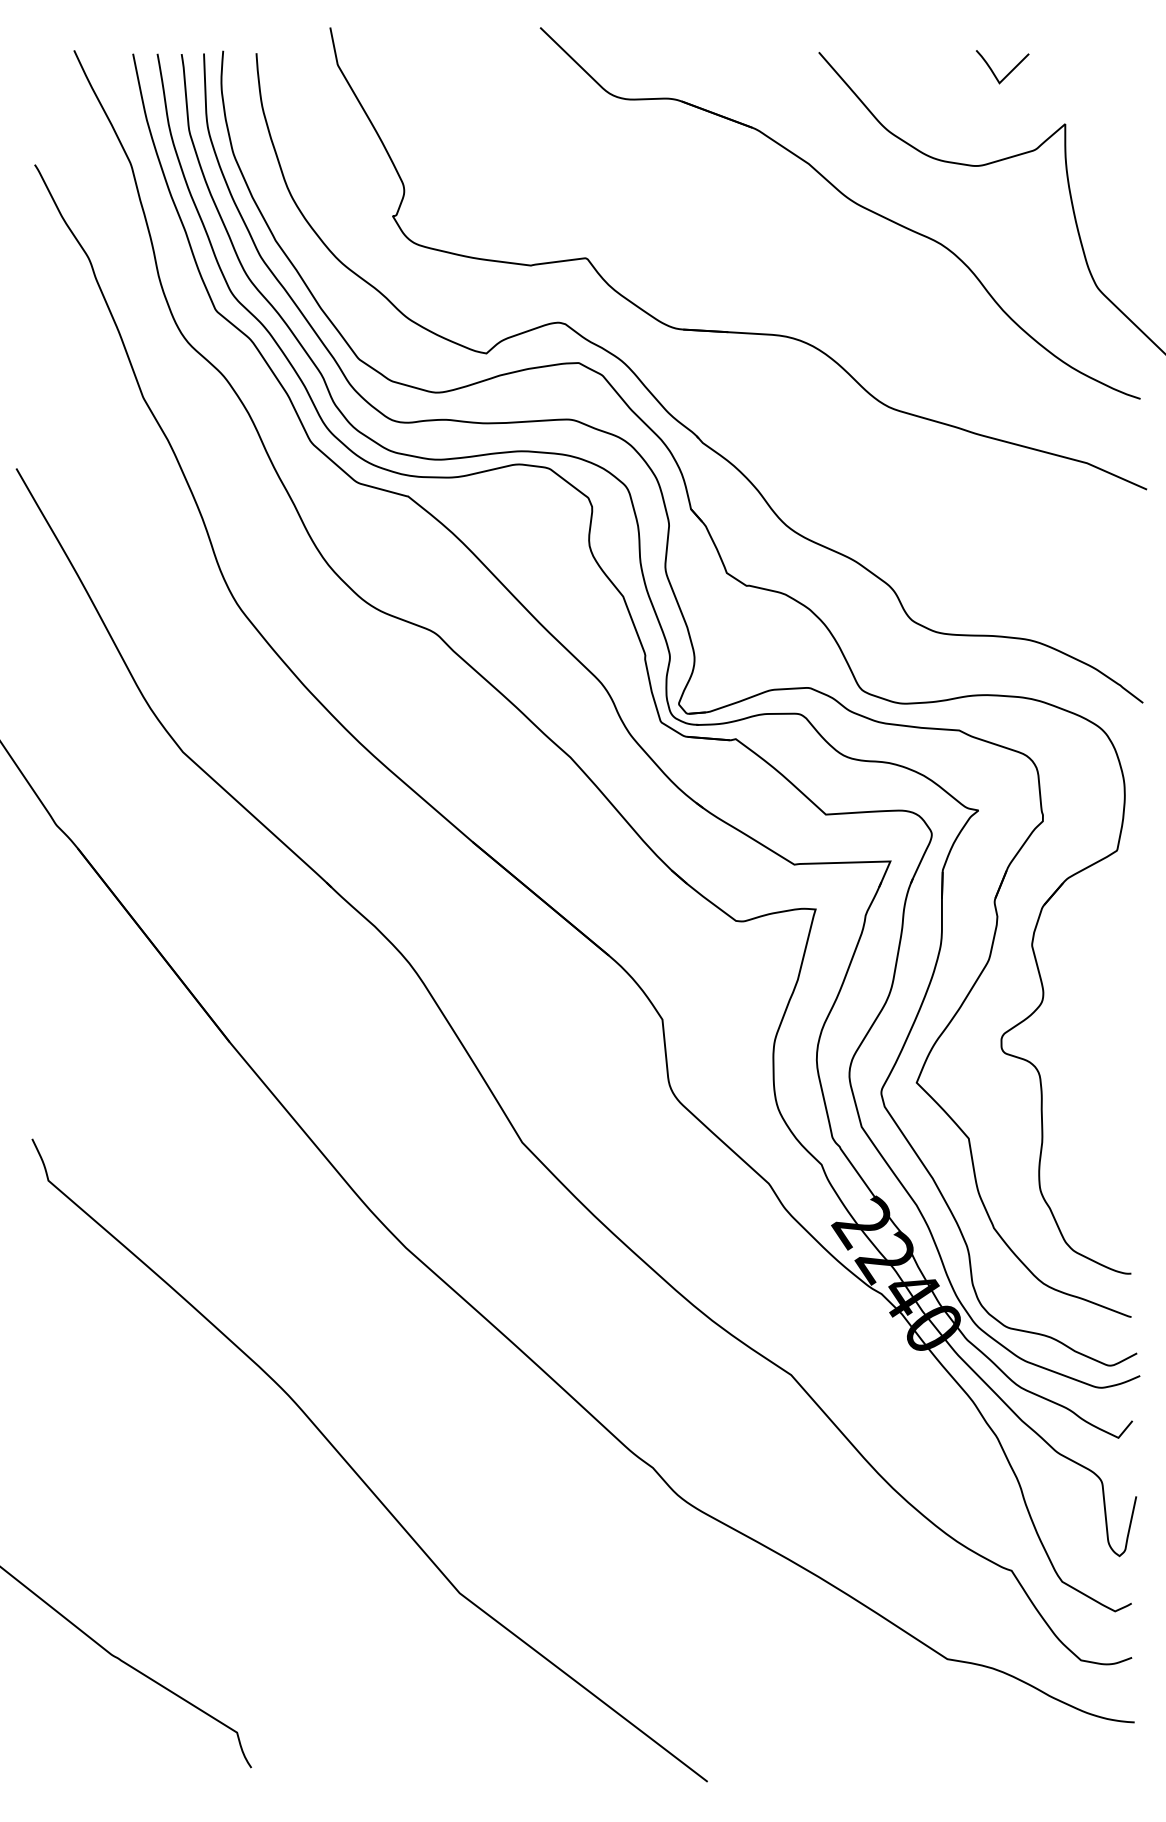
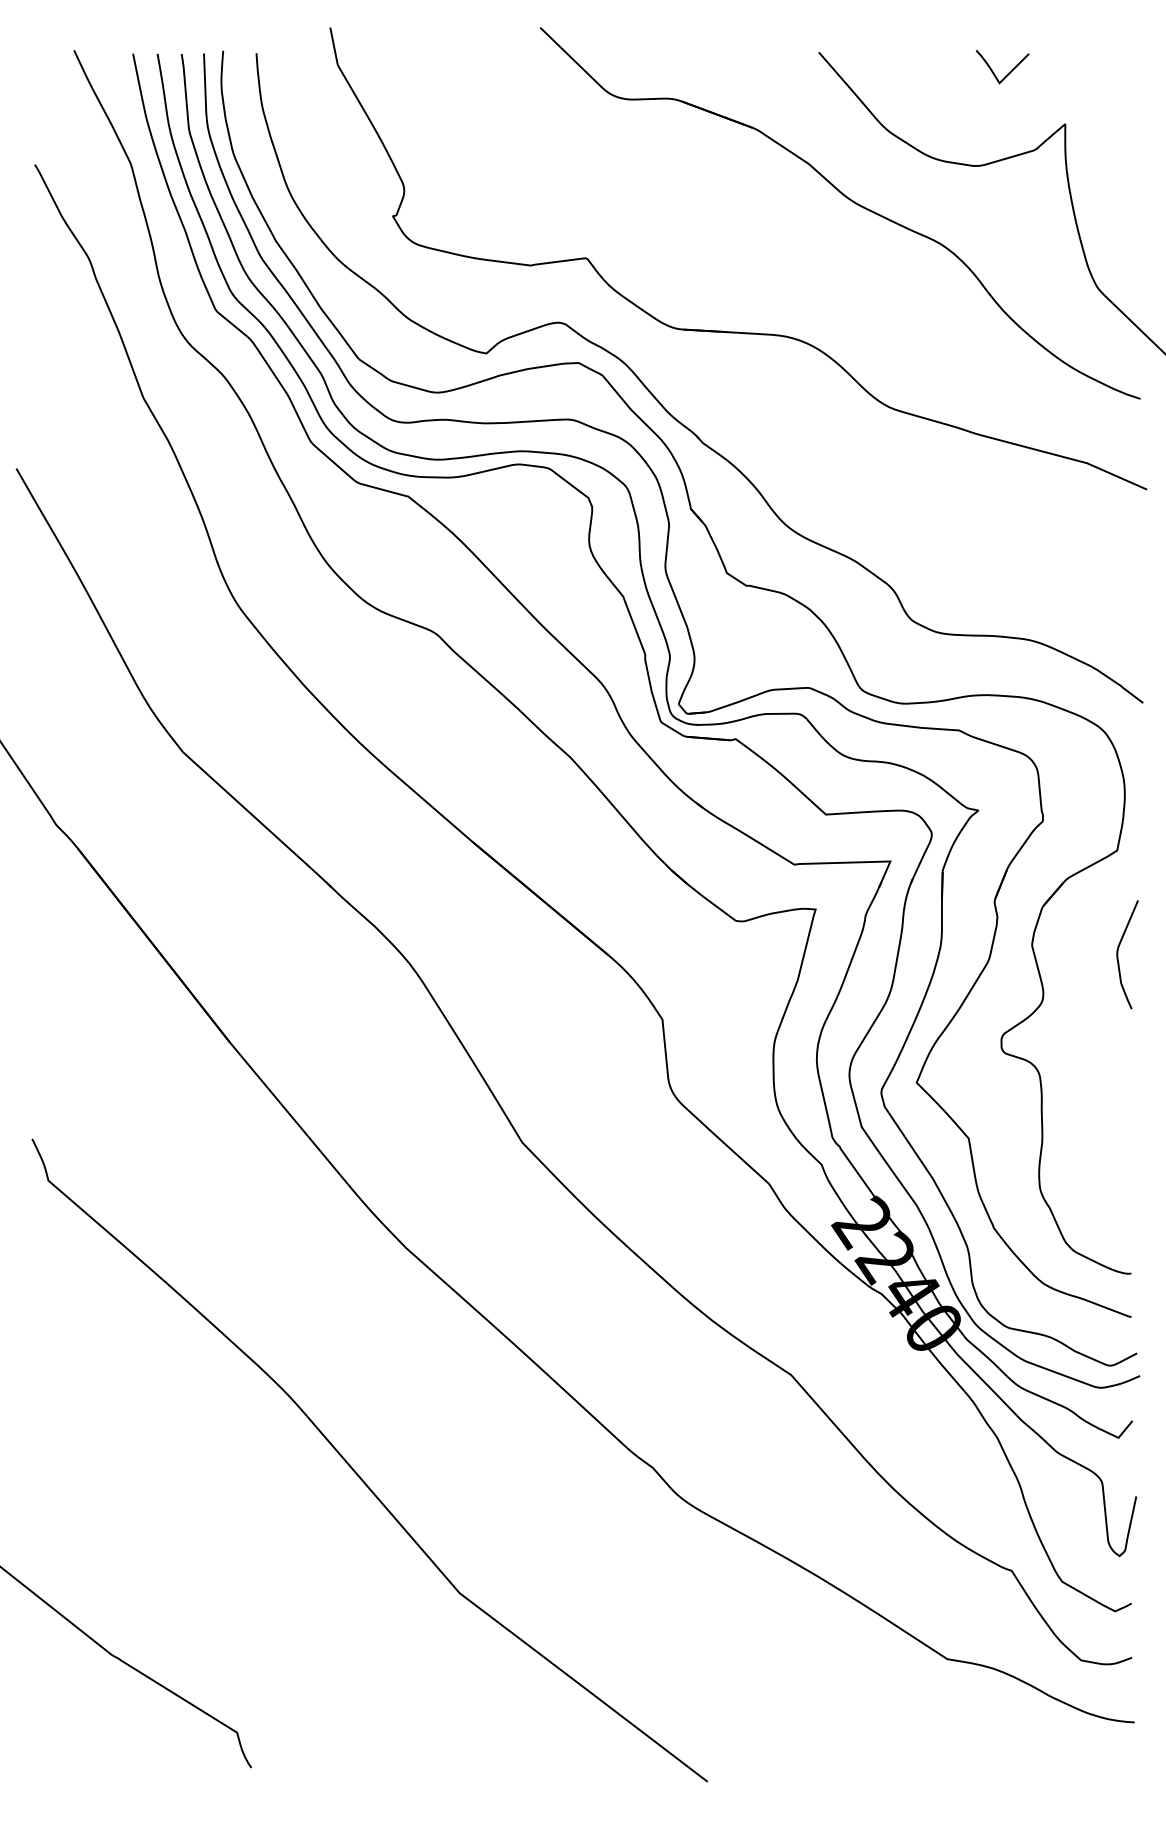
curve: none -> present (1118, 954)
